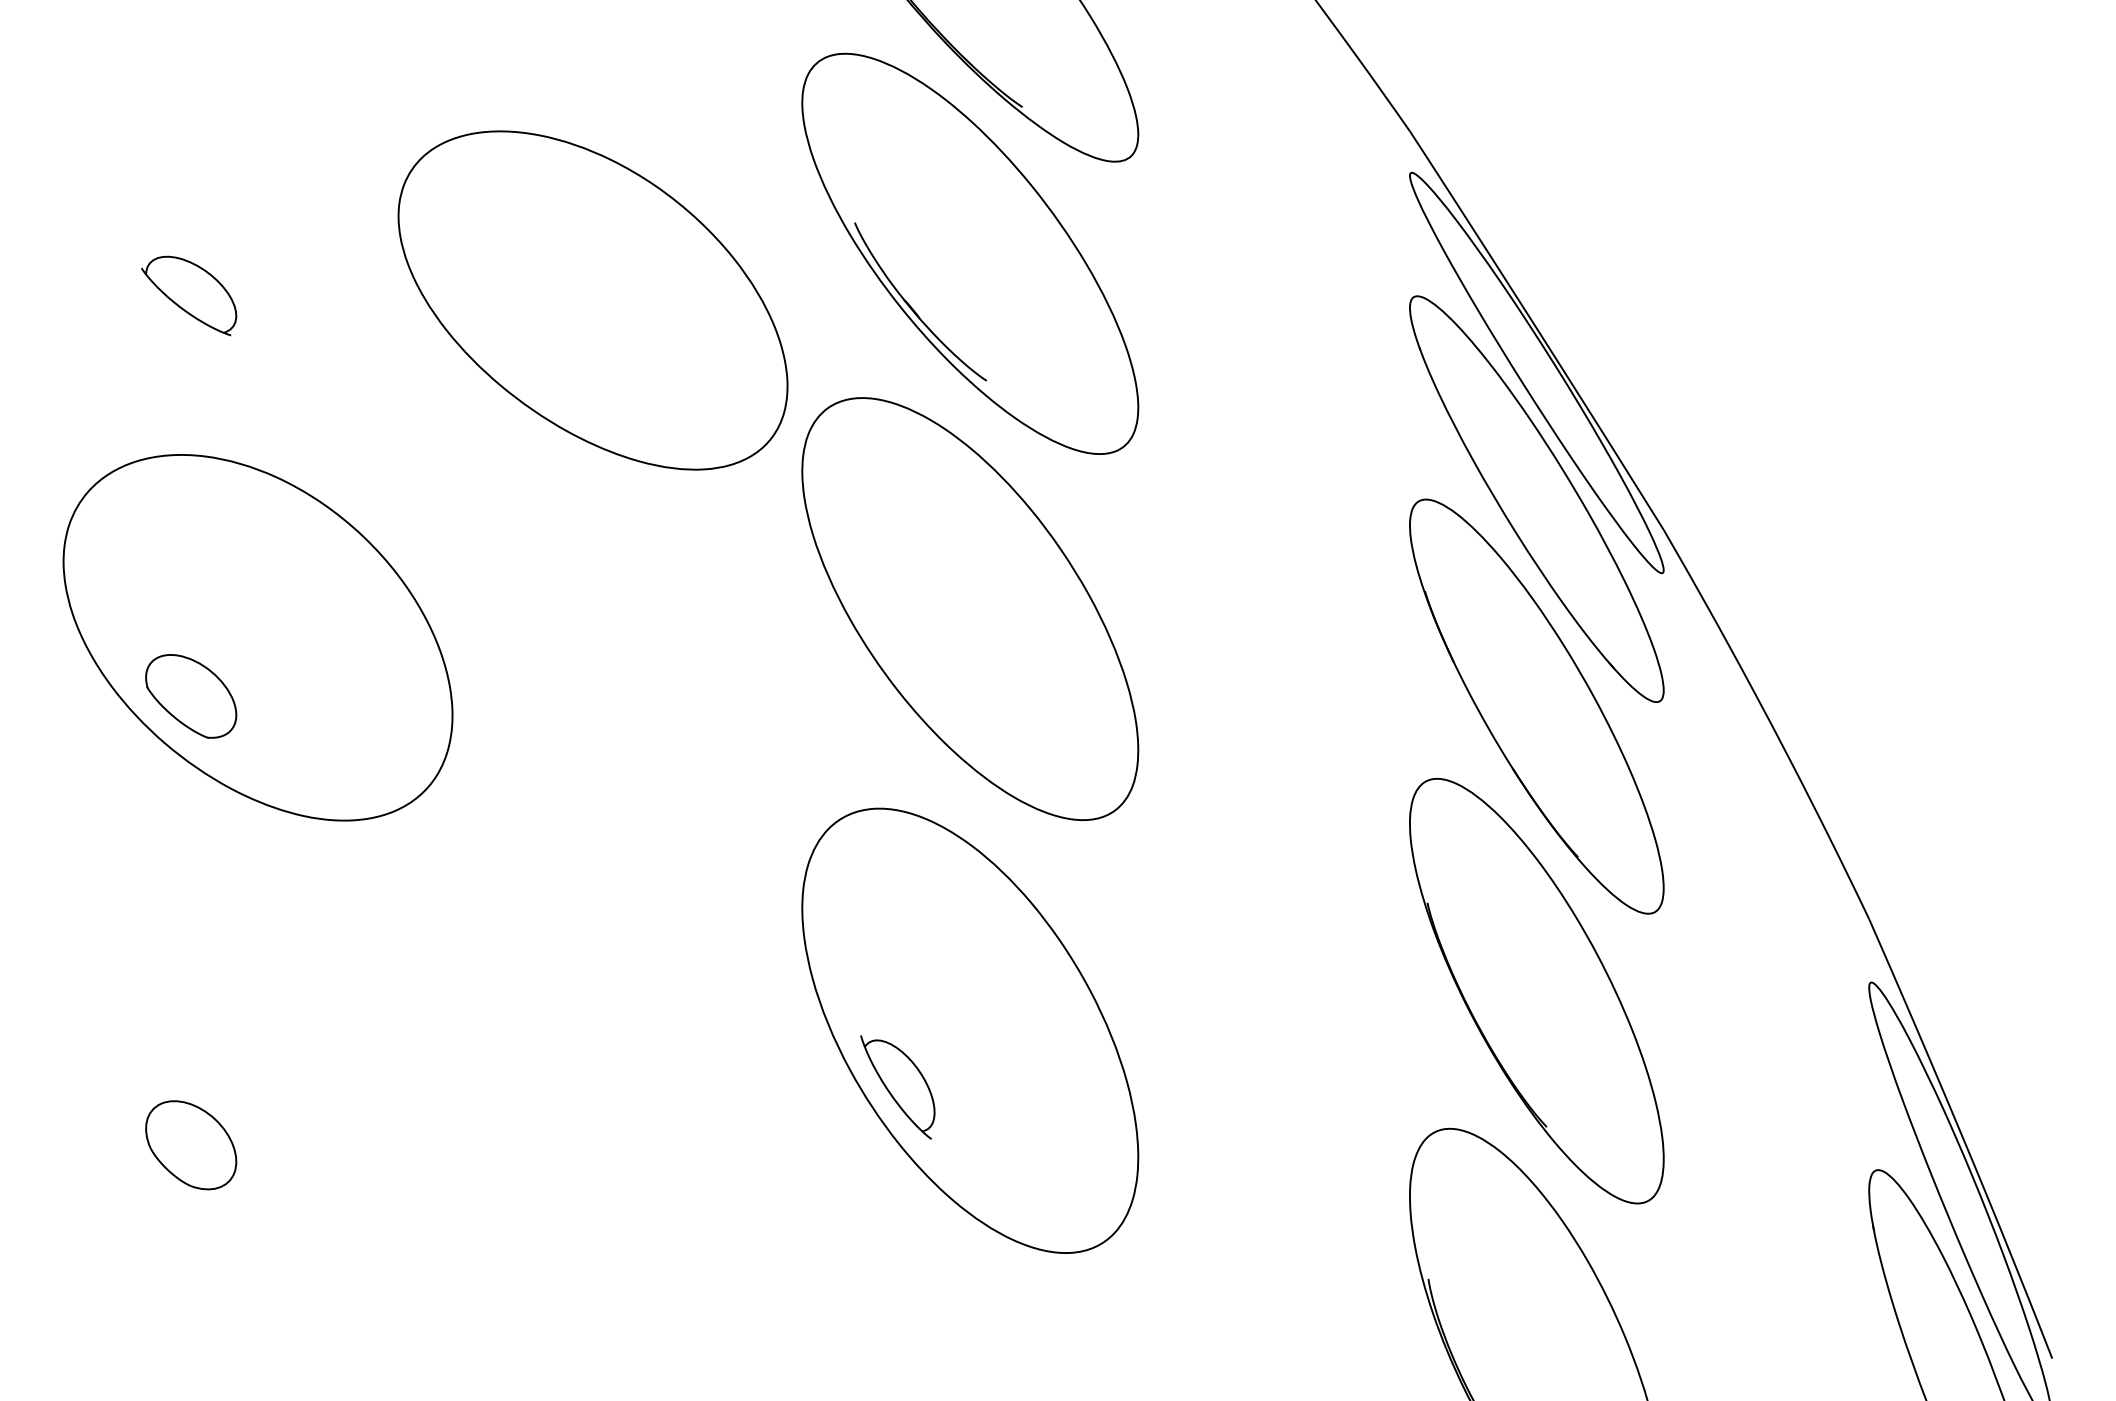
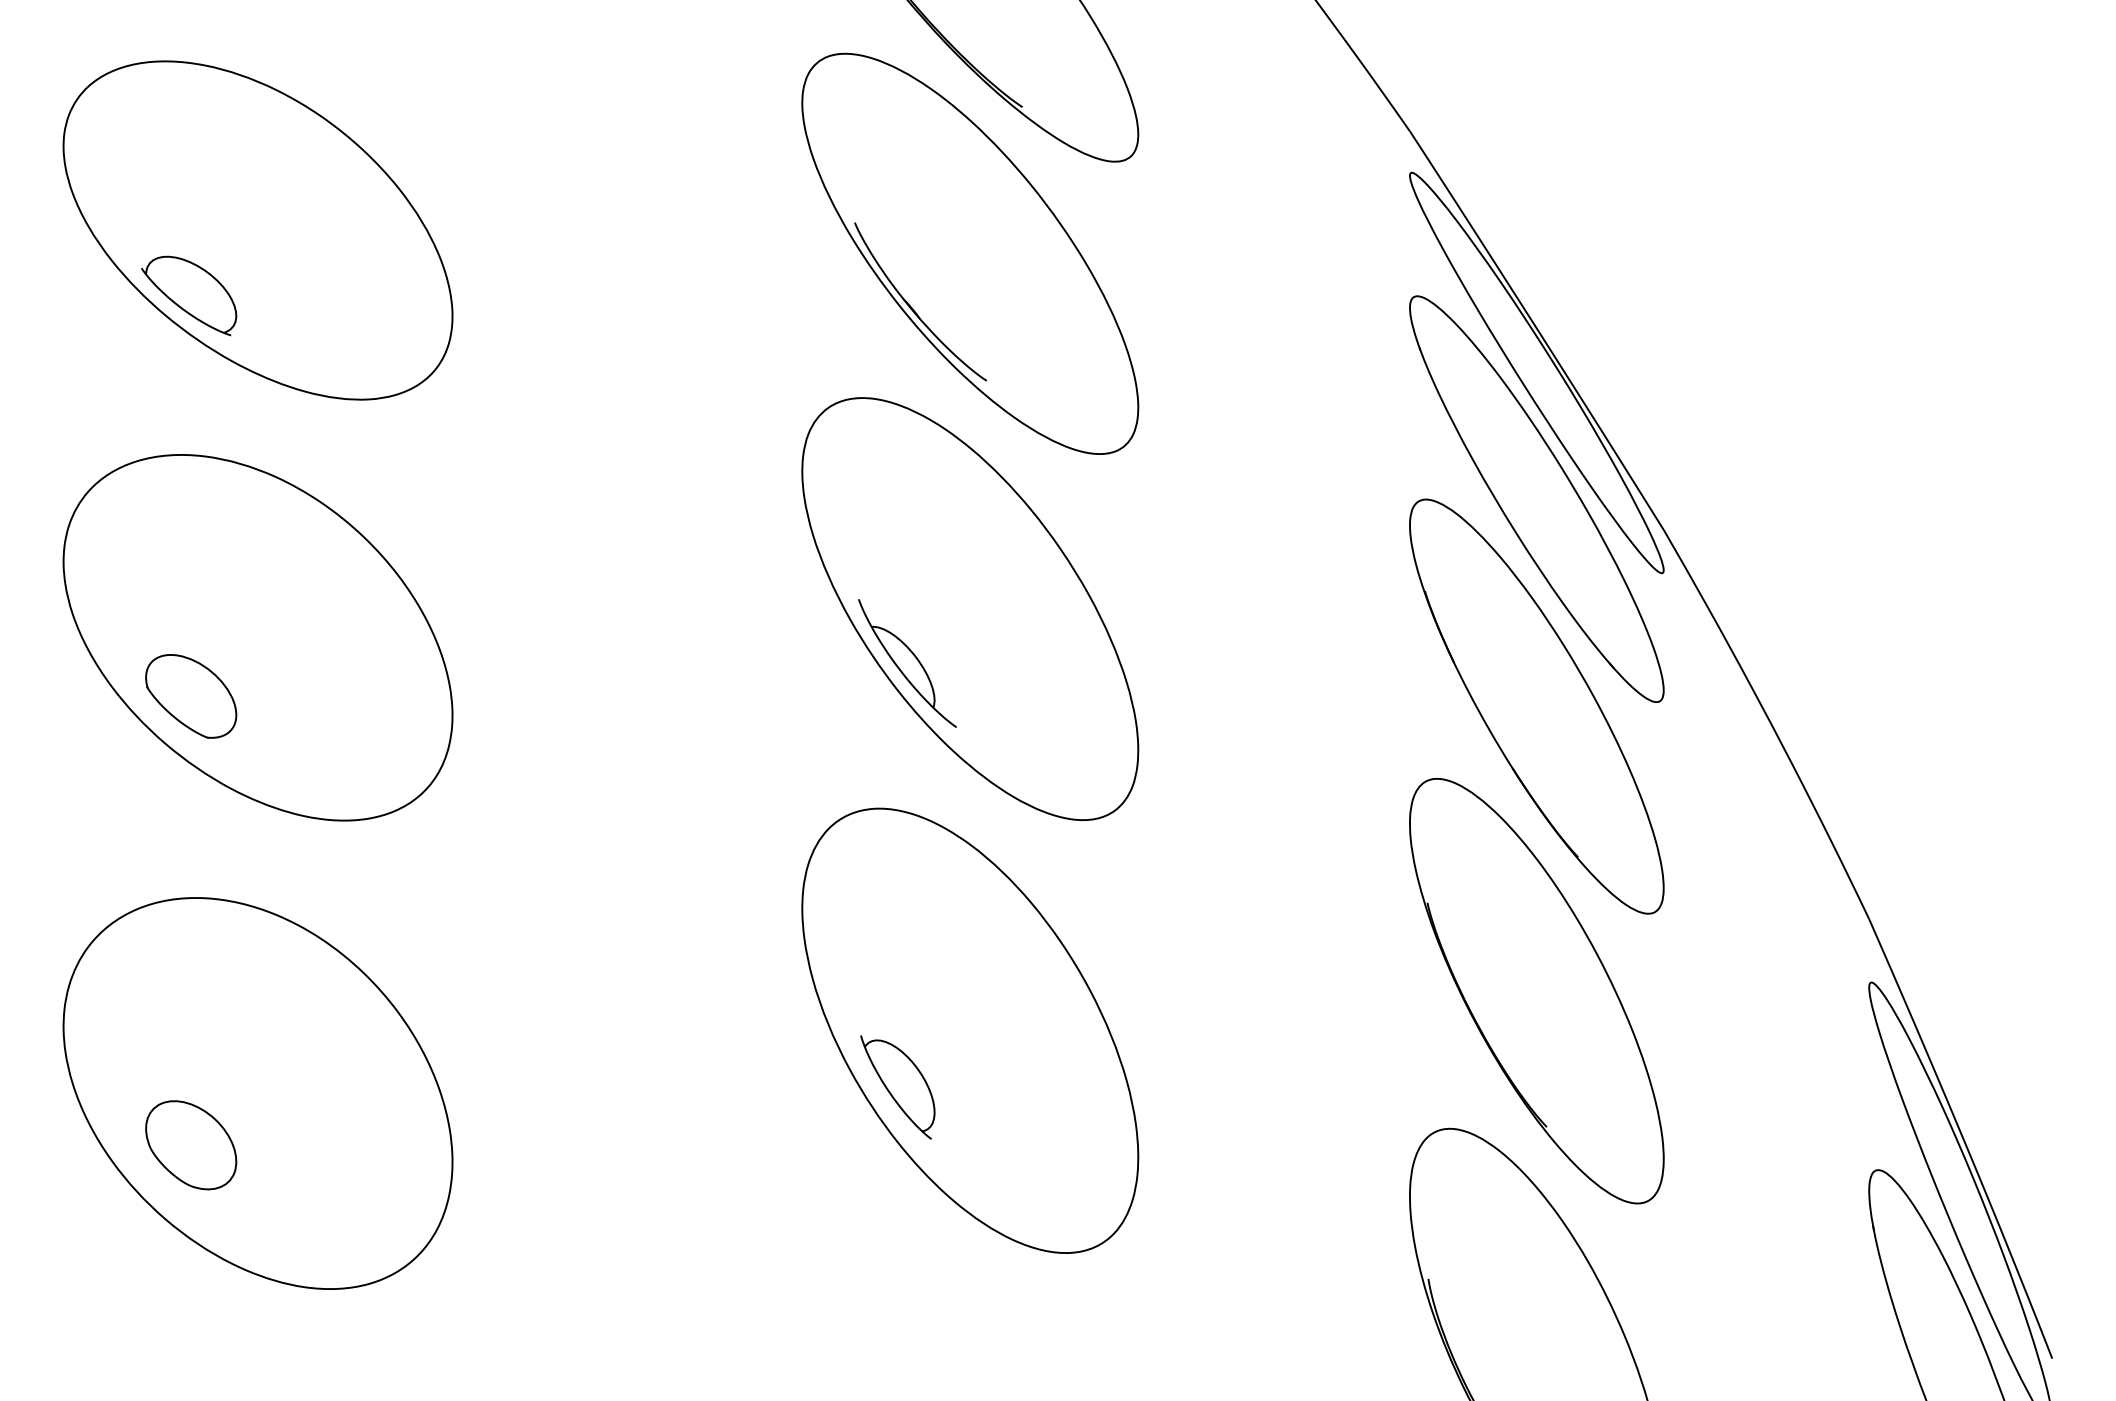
part position: (592, 300) -> (257, 230) (257, 230)
part: none -> present (907, 663)
part: none -> present (257, 1093)
